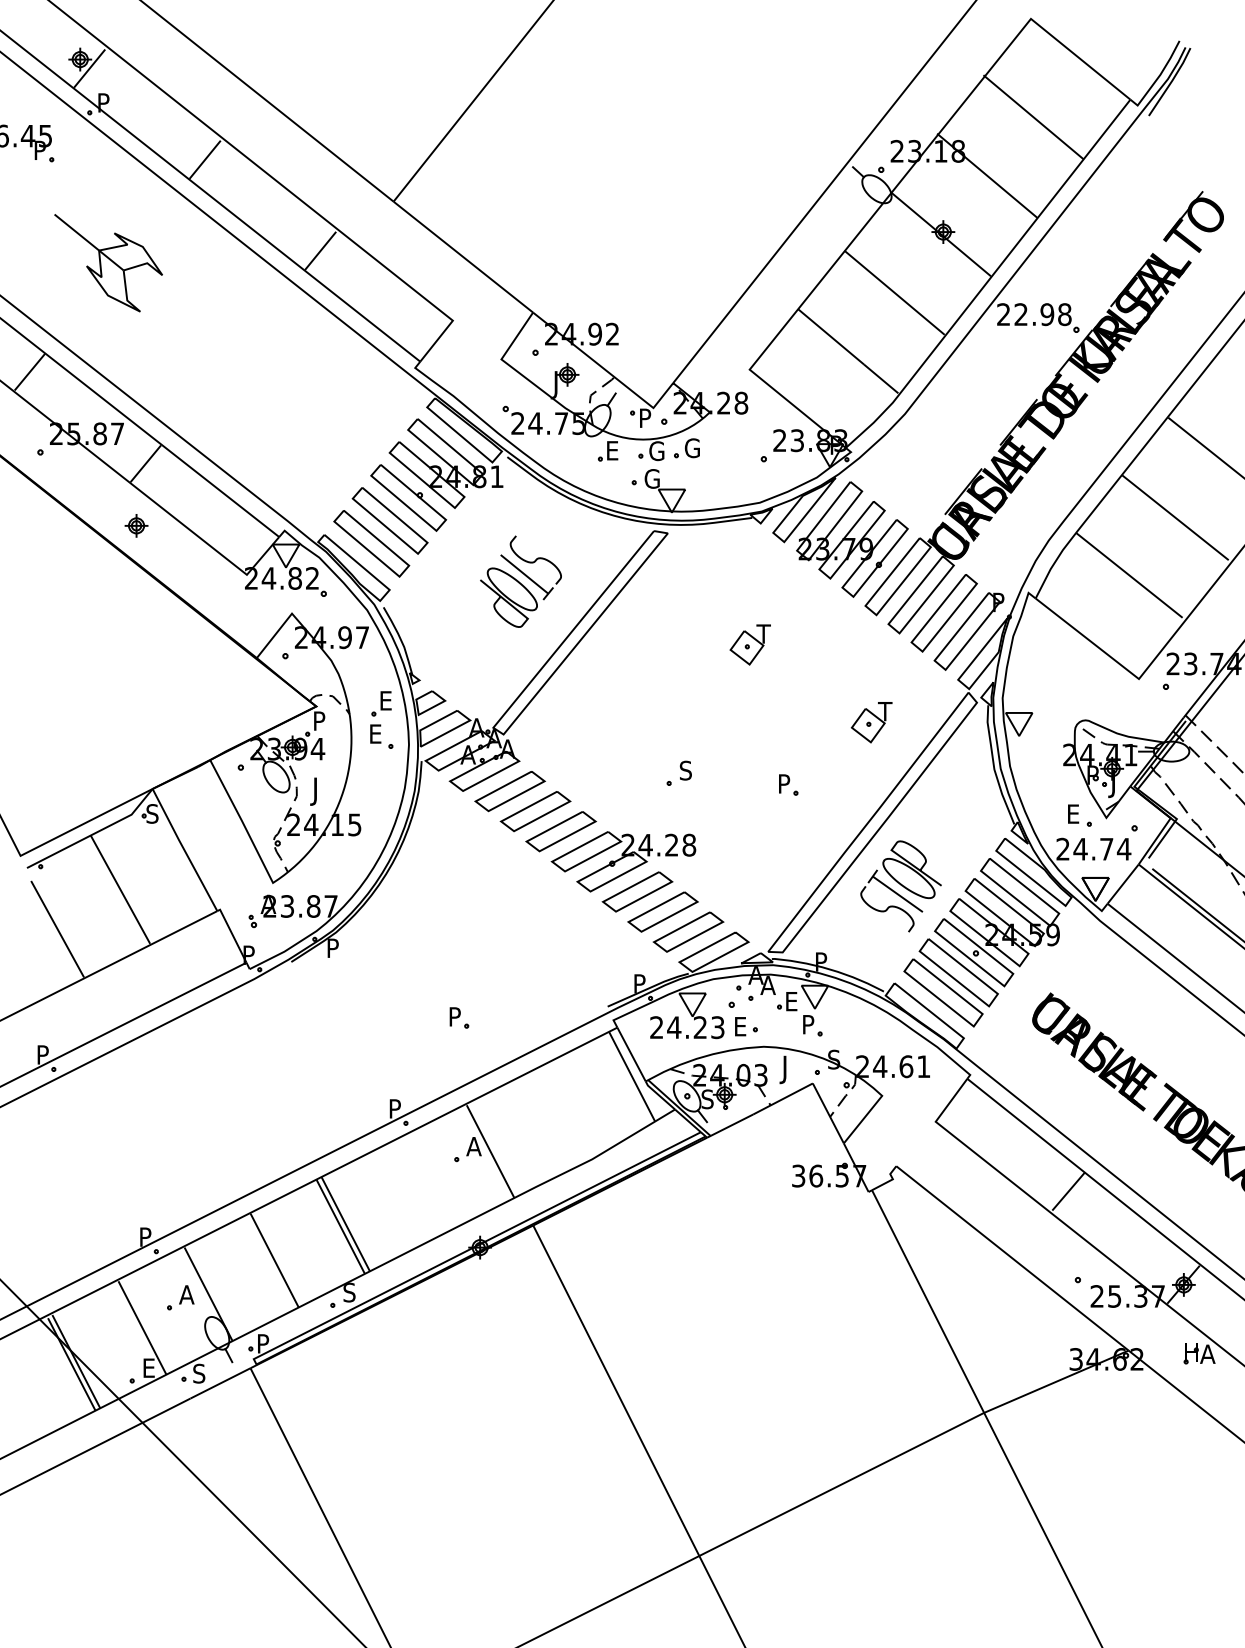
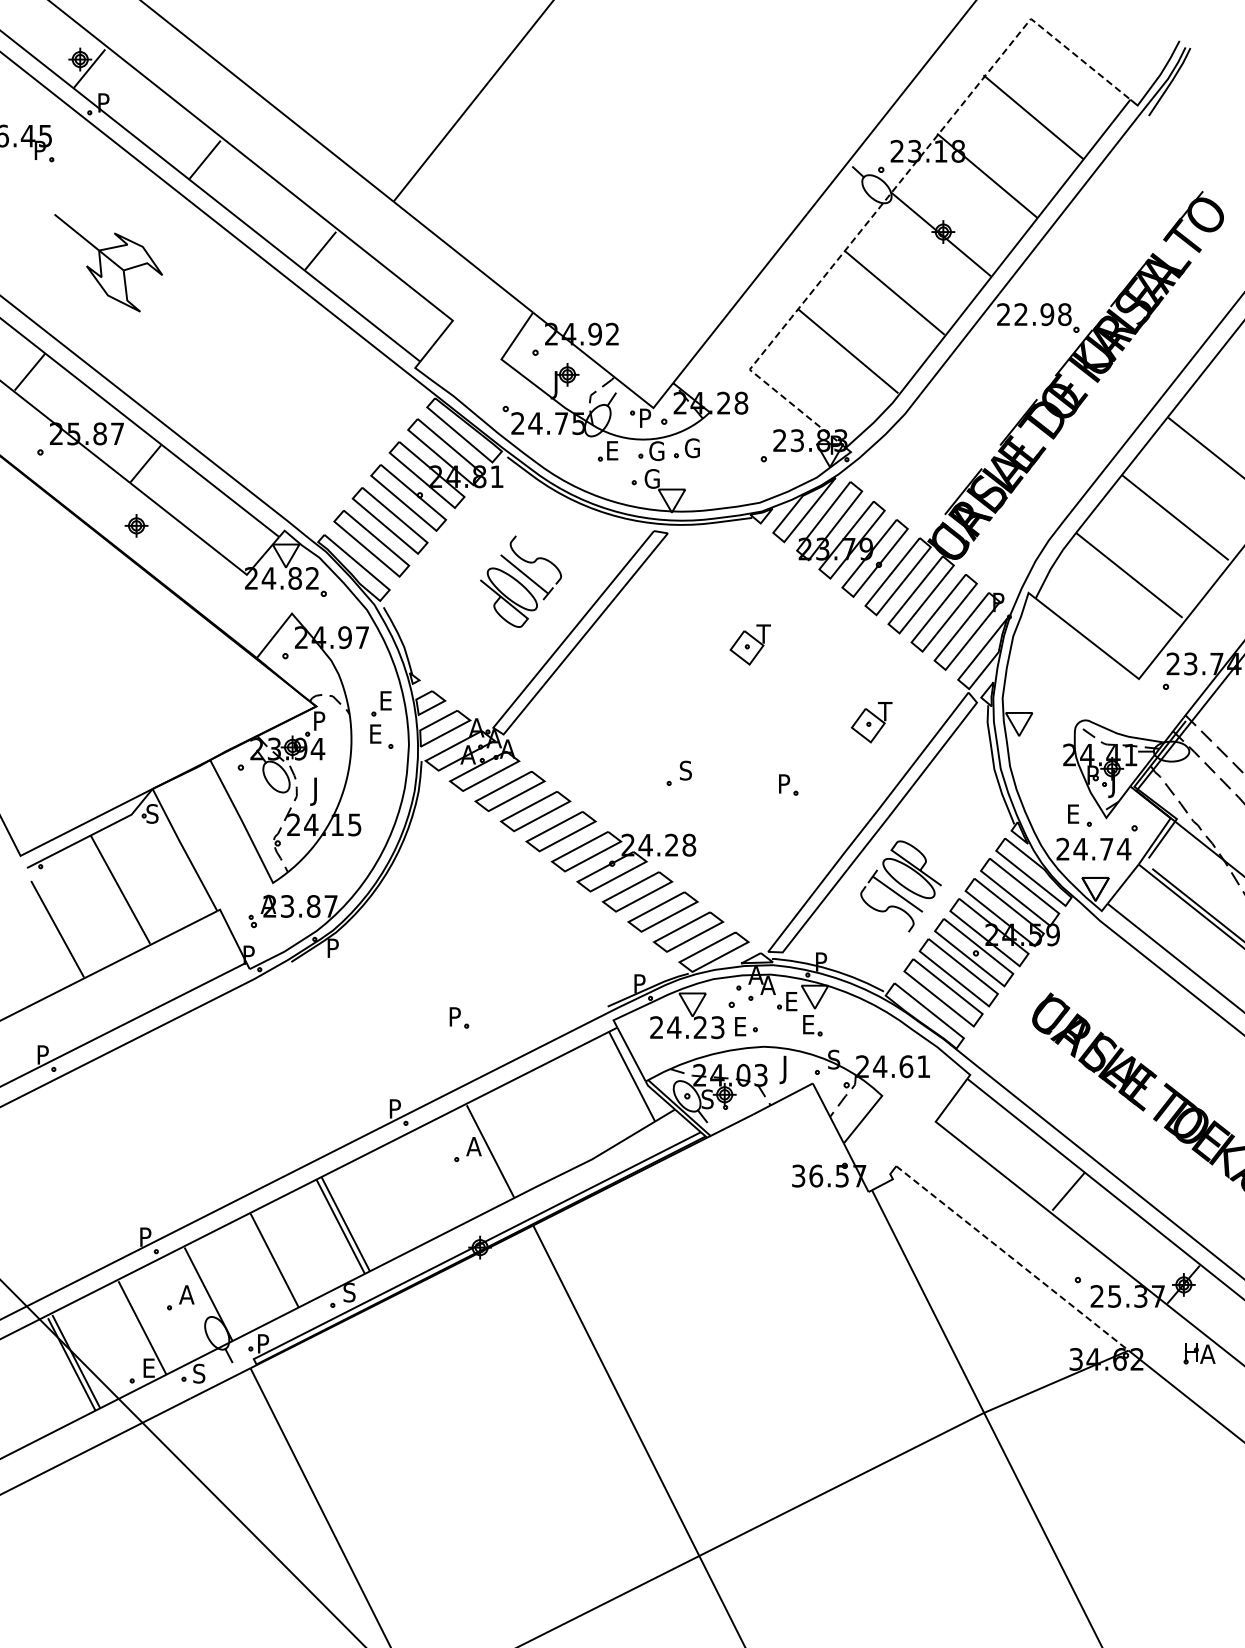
line: solid -> dashed (892, 191)
text: P -> E (809, 1024)
line: solid -> dashed (1012, 1258)
